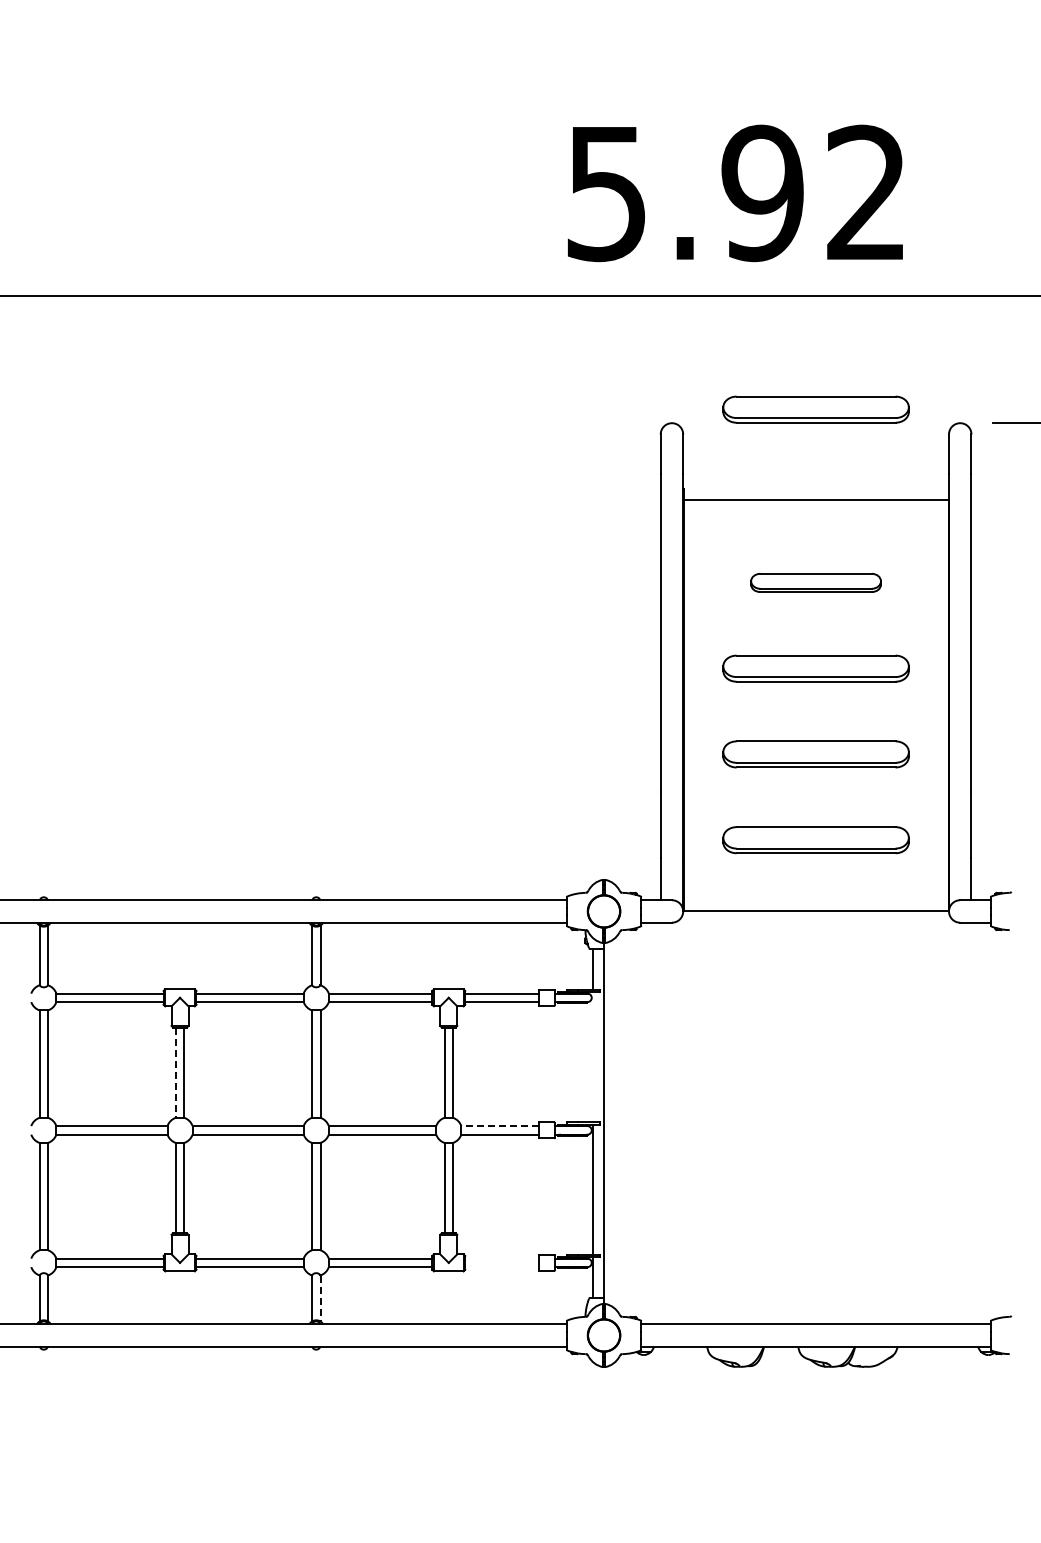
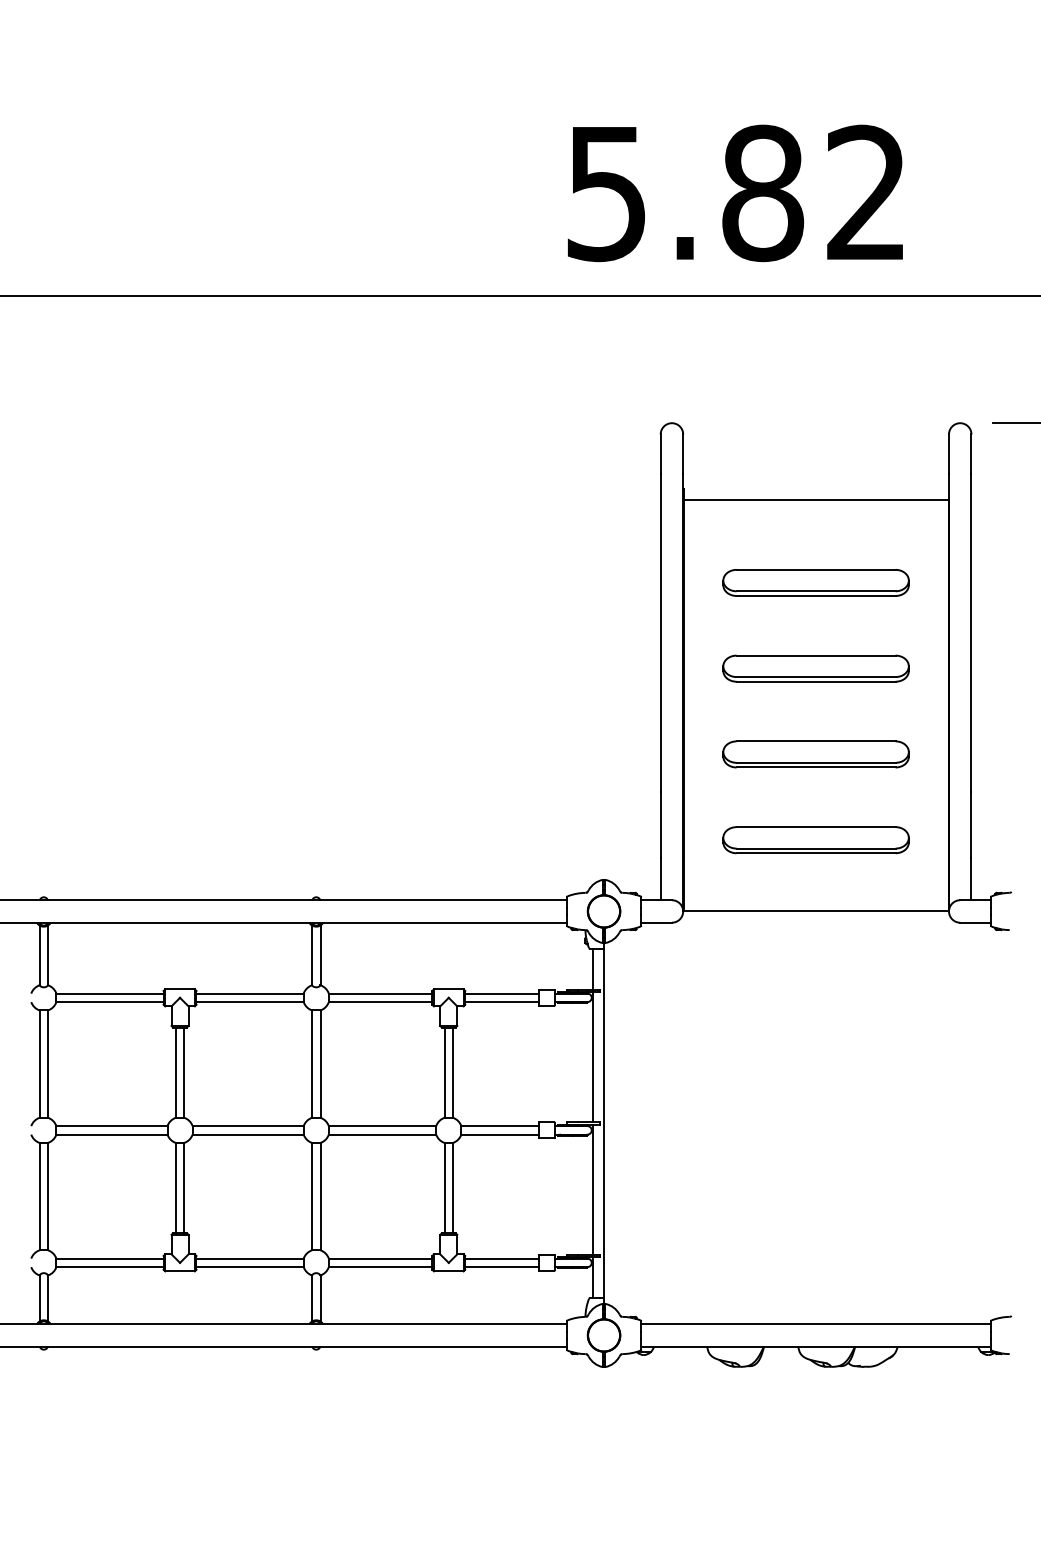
text: 5.92 -> 5.82 (762, 193)
part: present -> none (815, 409)
part size: 132x20 px -> 188x28 px (815, 582)
line: none -> present (592, 1057)
line: dashed -> solid (175, 1073)
line: dashed -> solid (500, 1126)
line: none -> present (501, 1258)
line: none -> present (501, 1267)
line: dashed -> solid (320, 1298)
